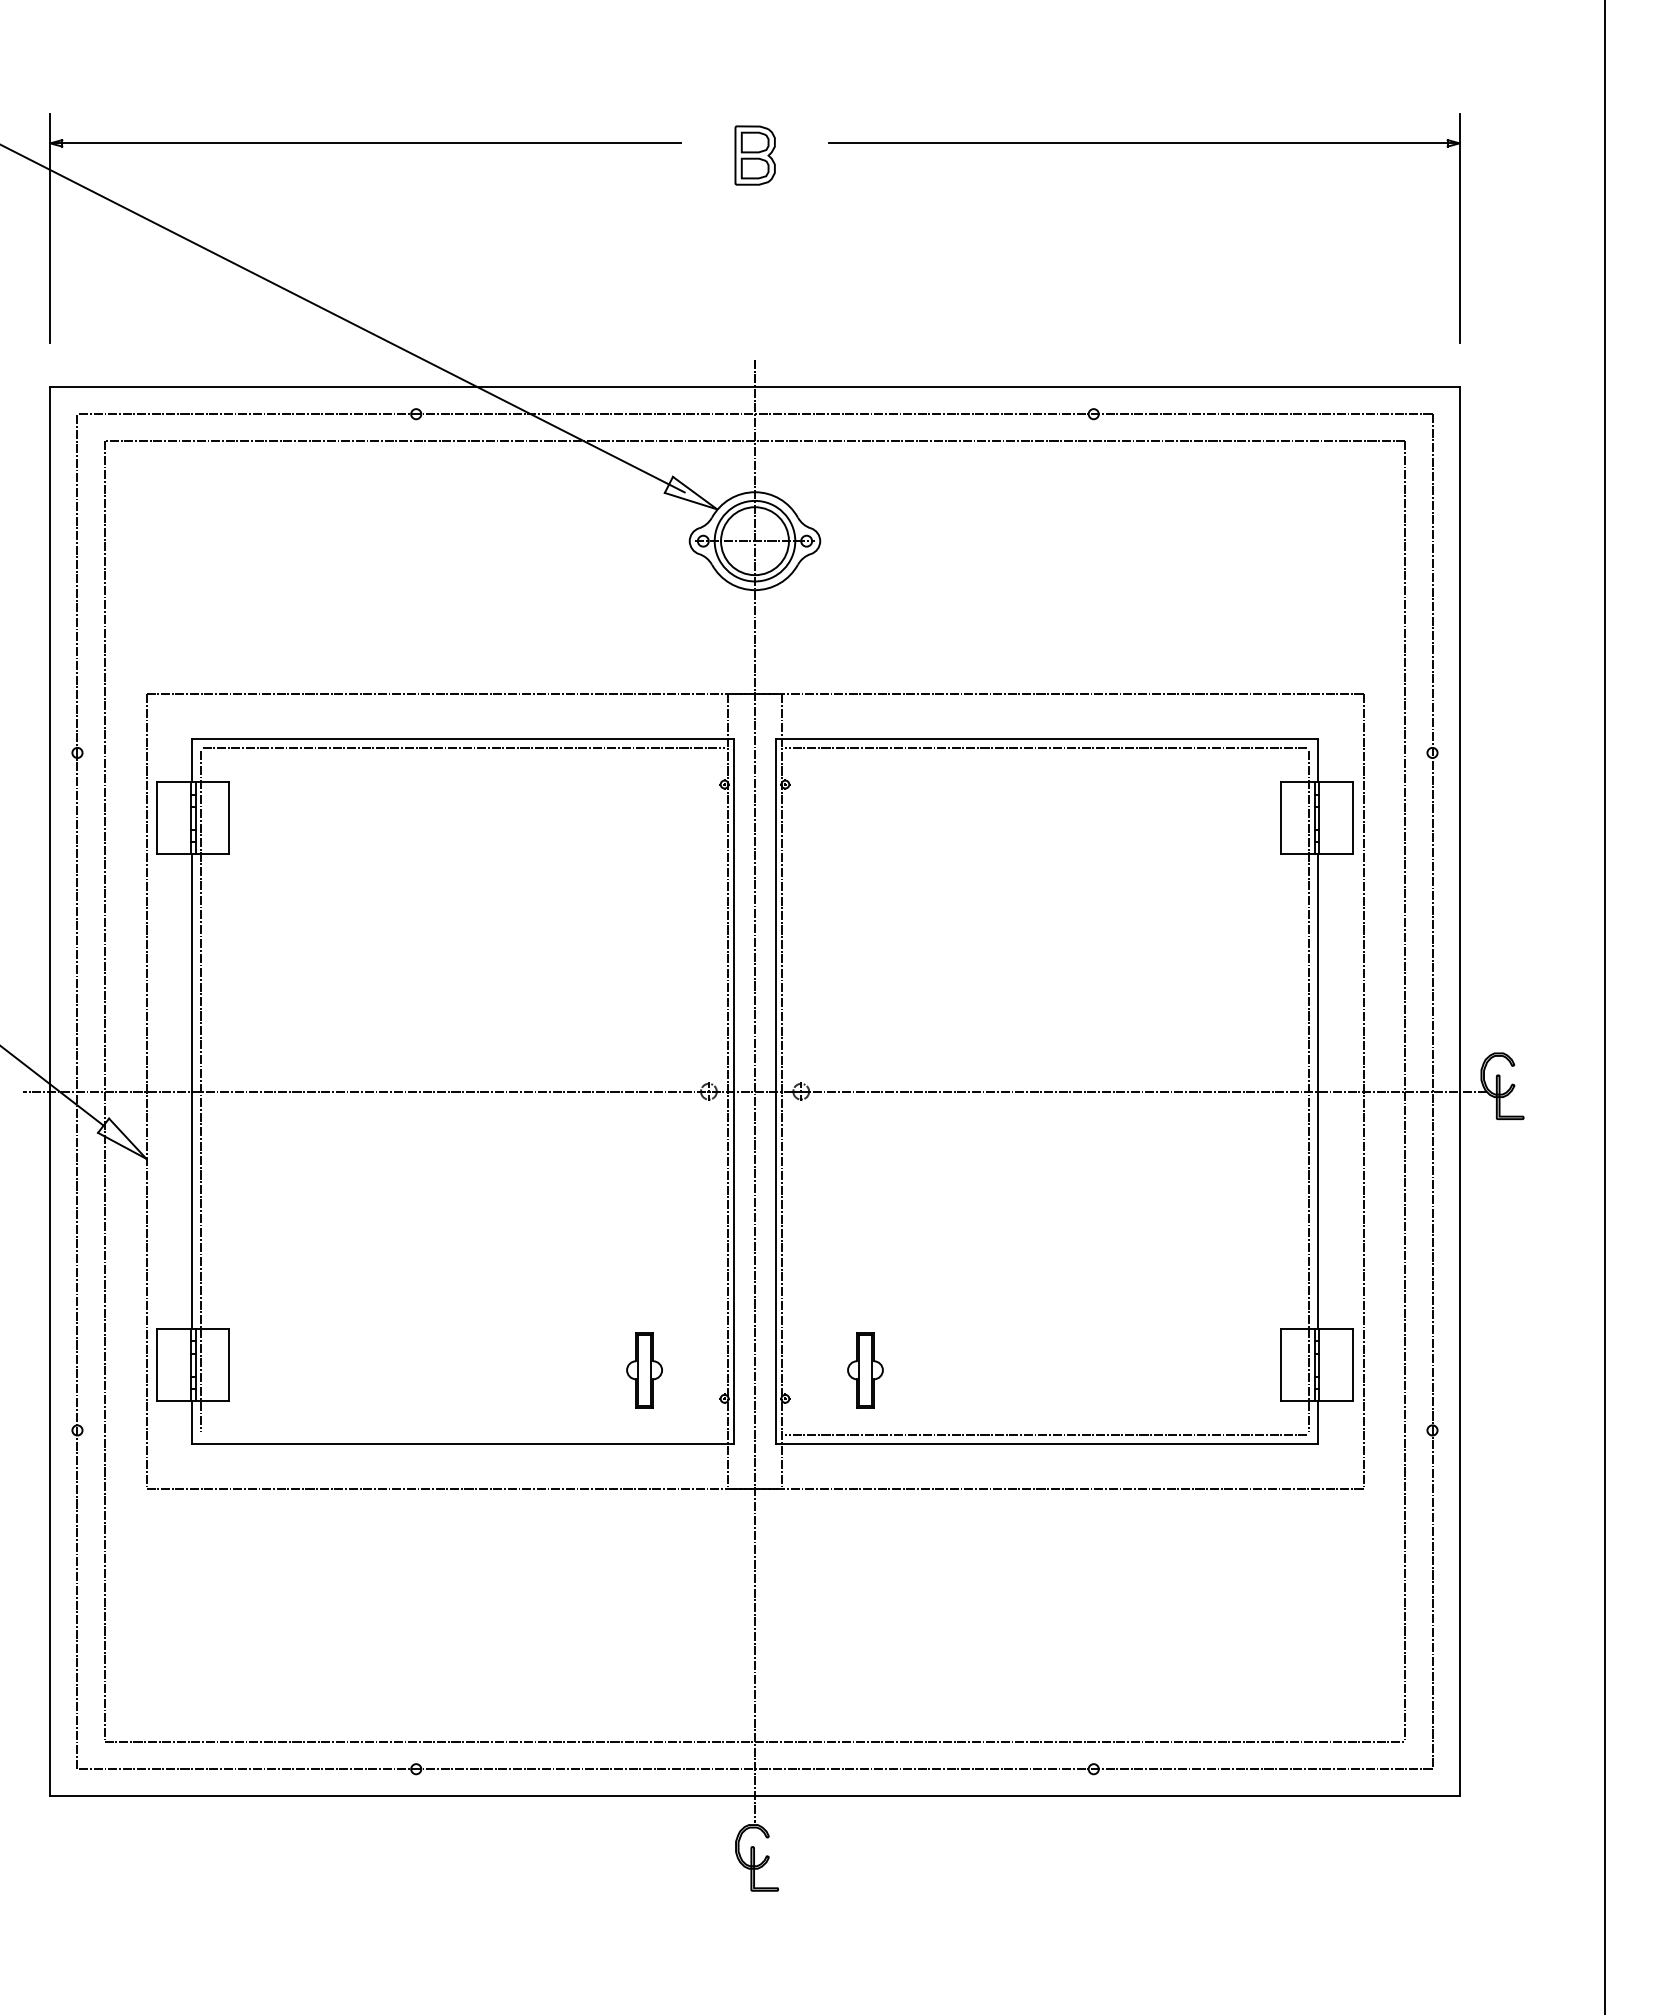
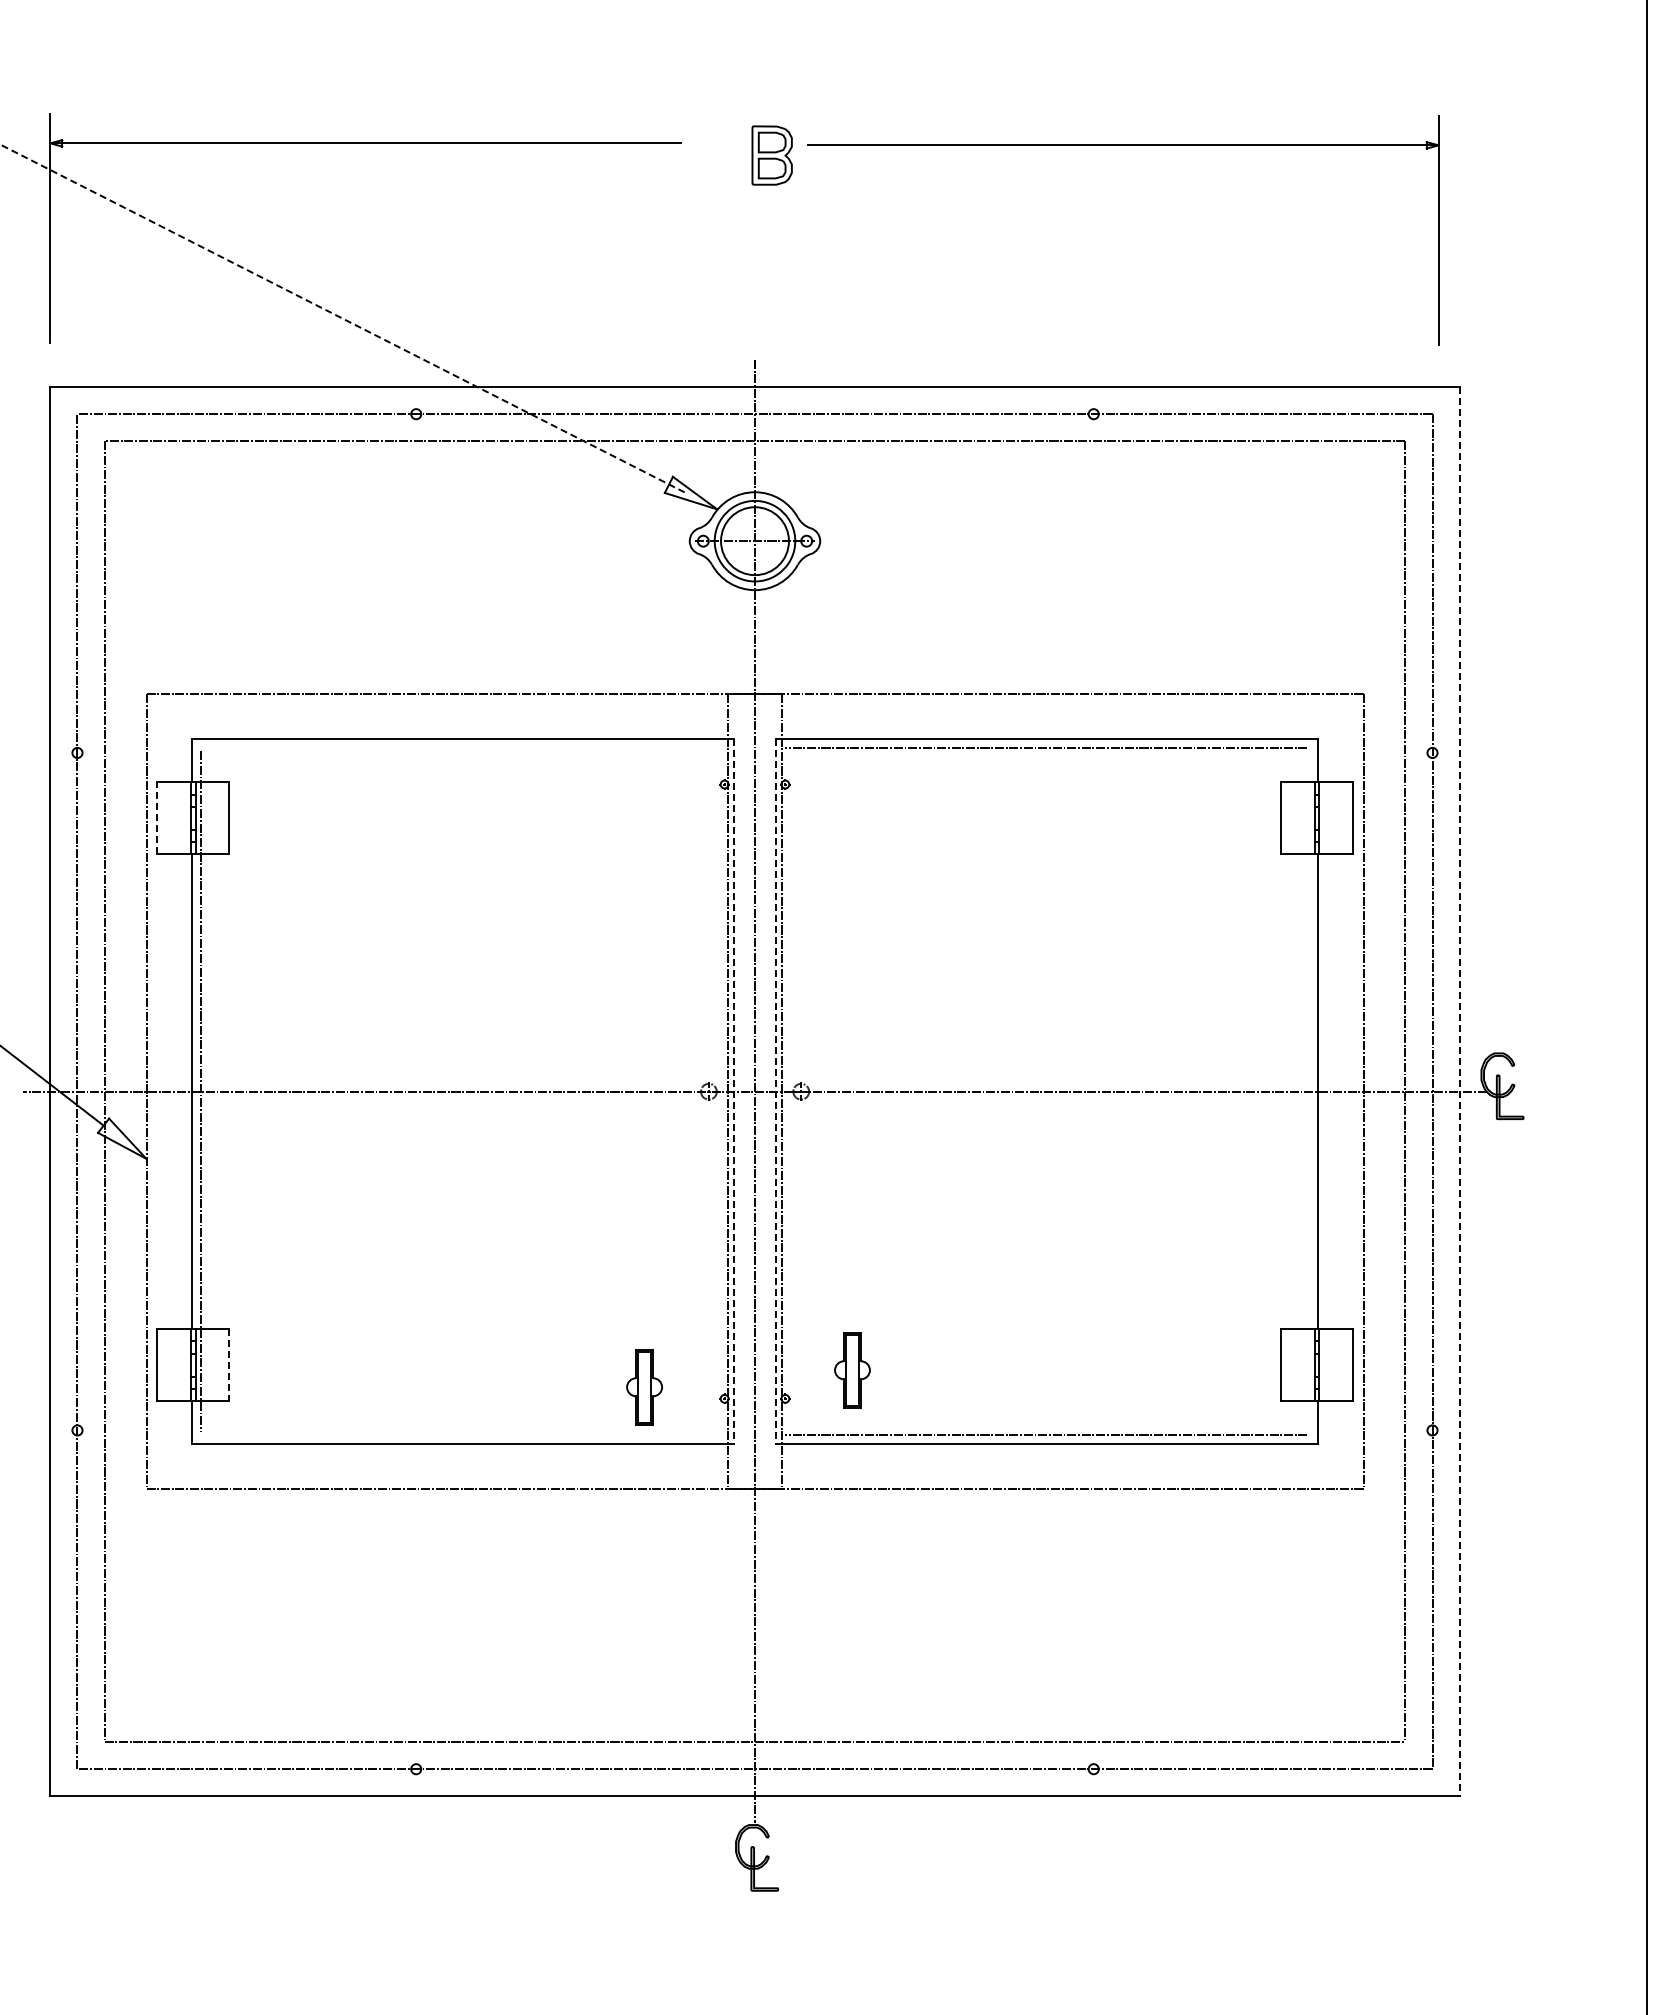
part position: (1144, 143) -> (1123, 145) (1123, 145)
part position: (754, 155) -> (771, 155) (771, 155)
line: solid -> dashed (342, 318)
line: present -> none (463, 748)
line: solid -> dashed (157, 817)
line position: (1605, 1006) -> (1647, 1006) (1647, 1006)
line: present -> none (1309, 1091)
line: solid -> dashed (1459, 1091)
line: solid -> dashed (733, 1092)
line: solid -> dashed (776, 1092)
line: solid -> dashed (229, 1365)
part position: (644, 1370) -> (644, 1387) (644, 1387)
part position: (865, 1370) -> (852, 1370) (852, 1370)
